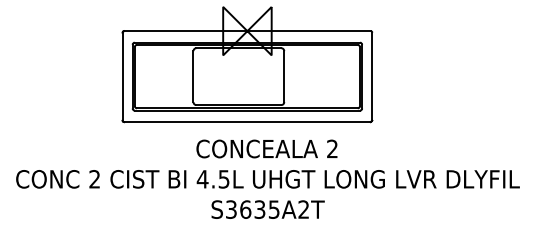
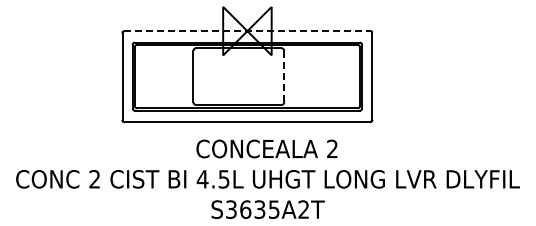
line: solid -> dashed (247, 31)
line: solid -> dashed (284, 77)
